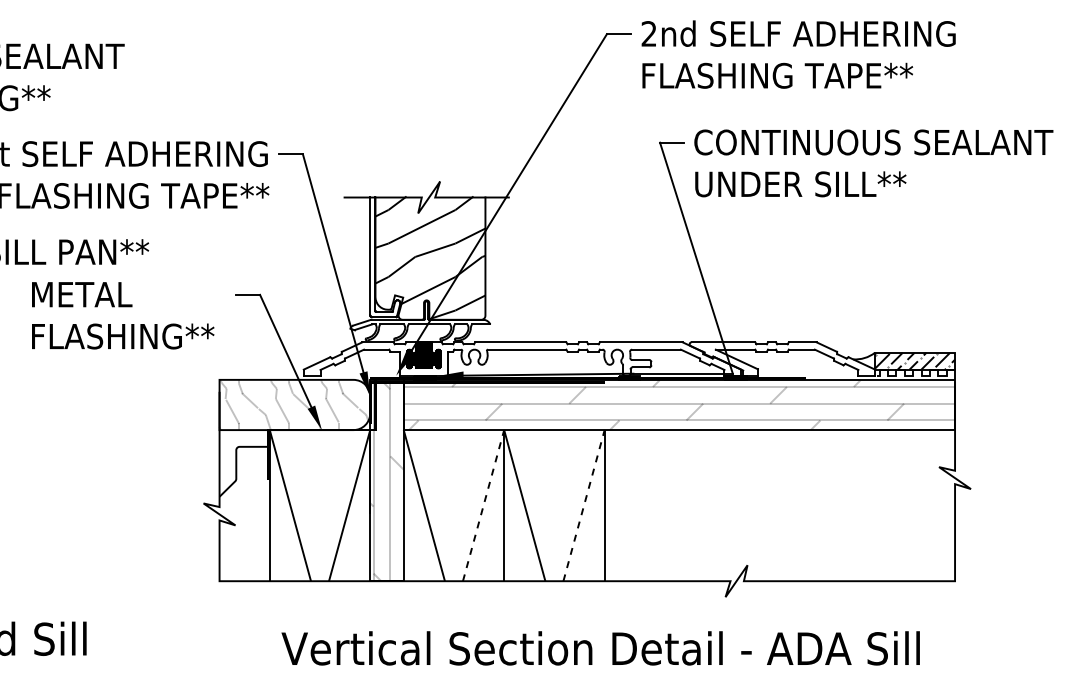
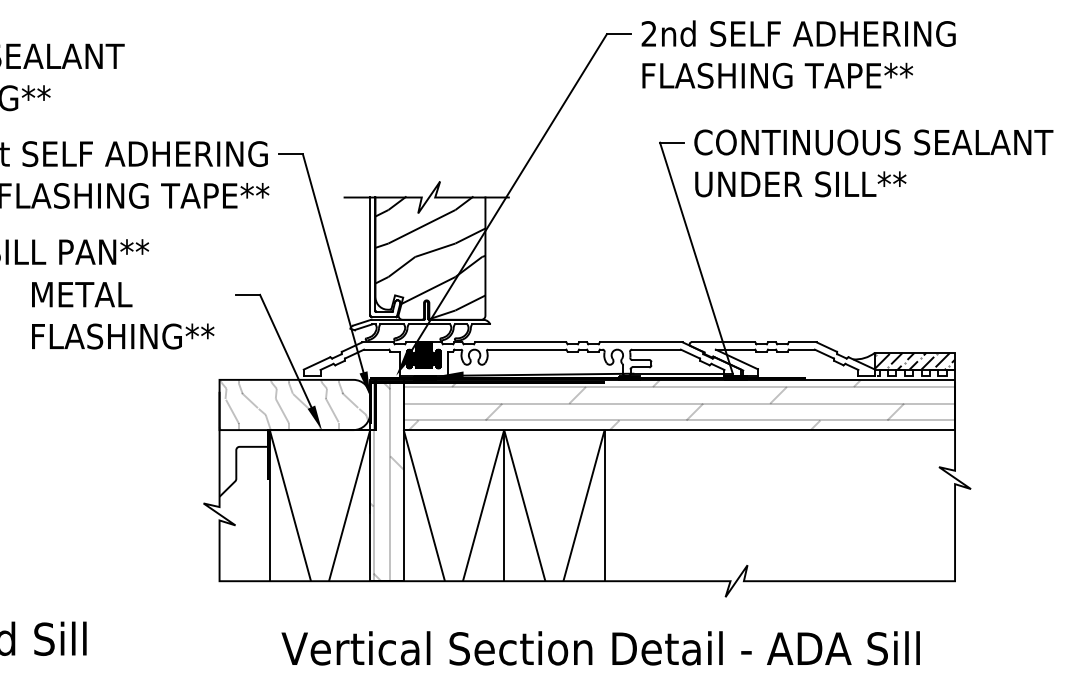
line: dashed -> solid (483, 505)
line: dashed -> solid (584, 505)
